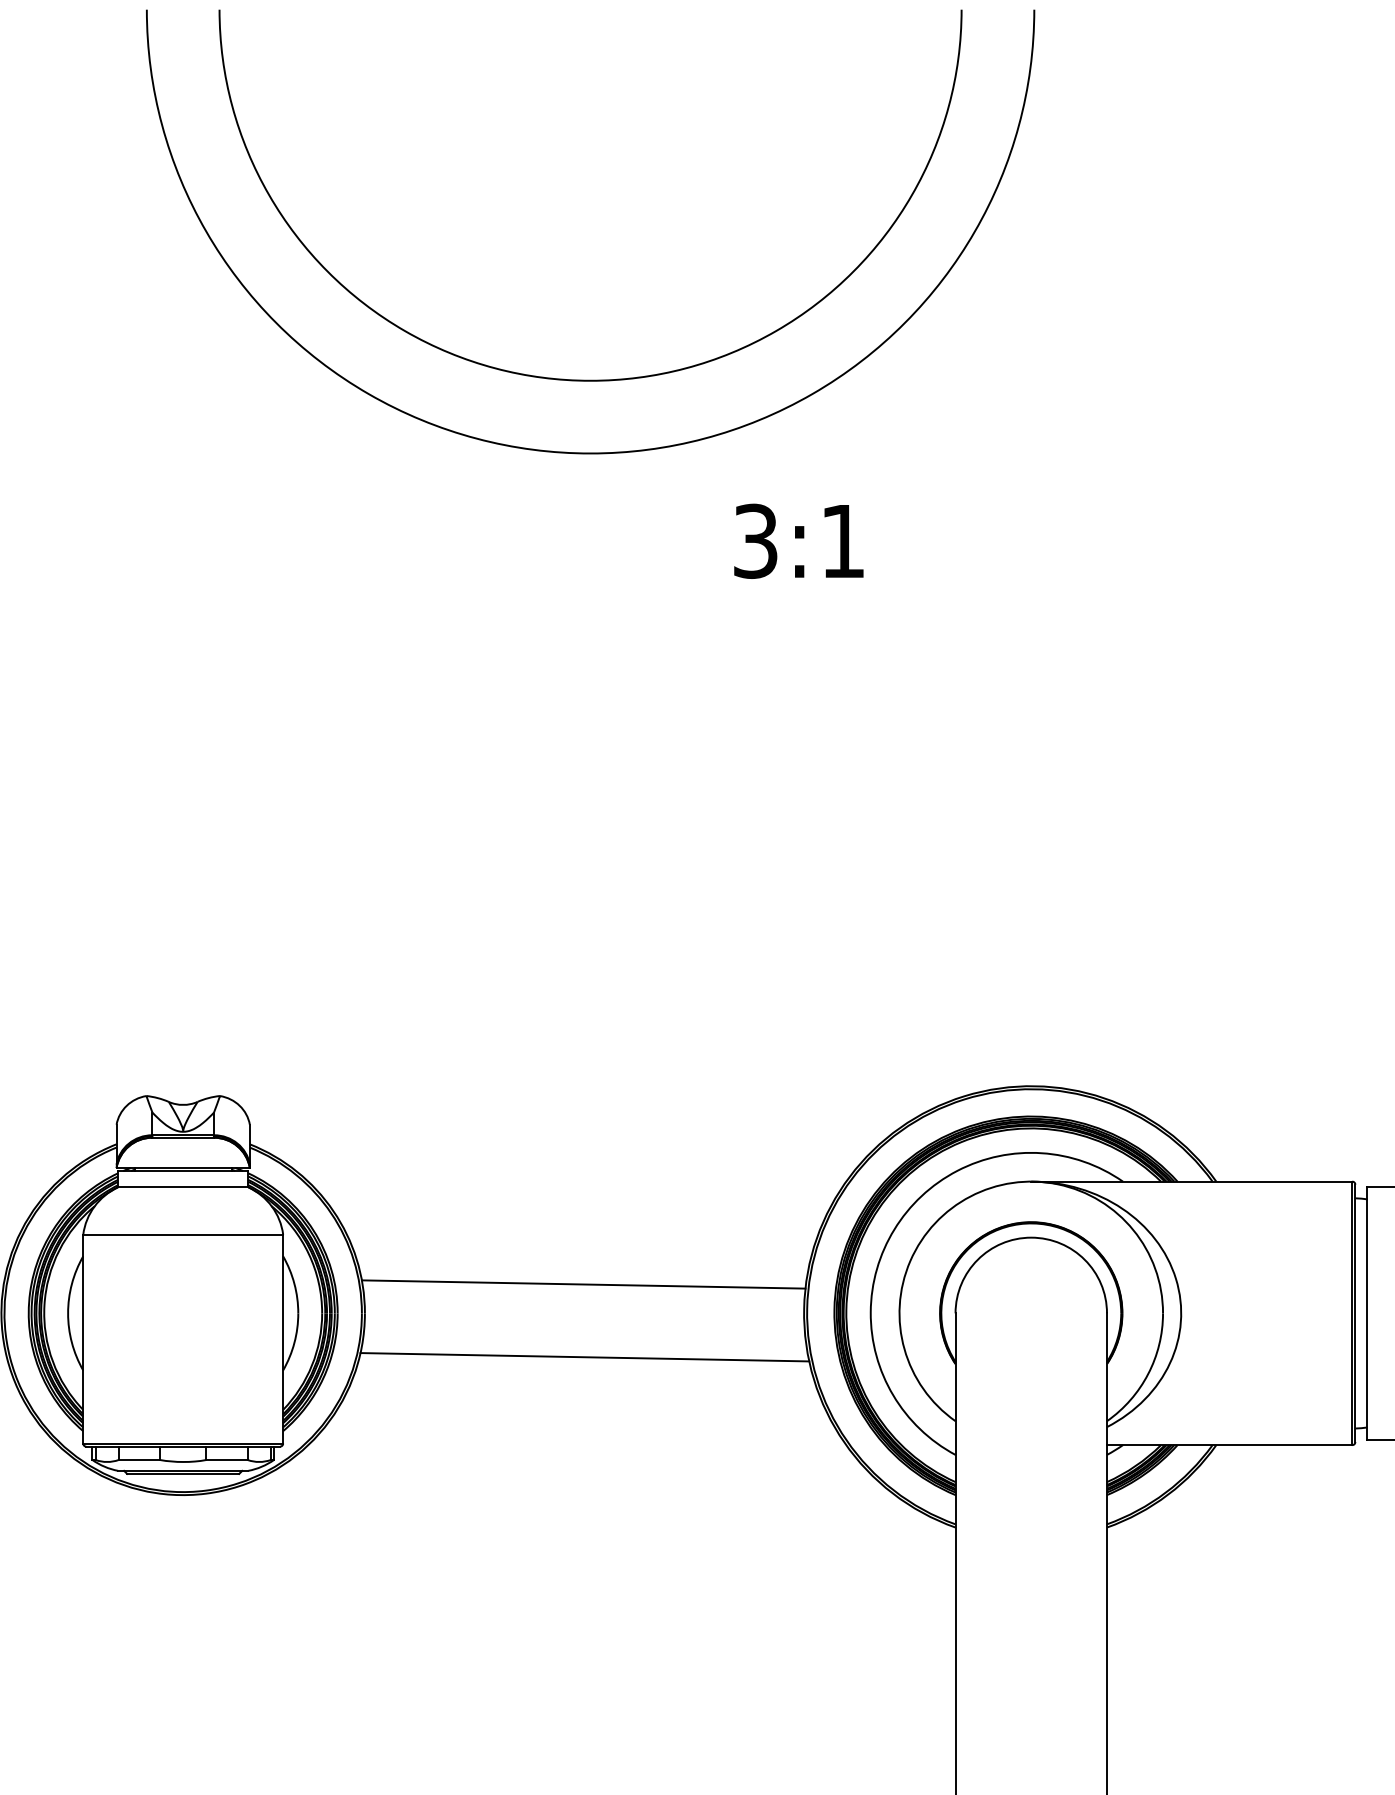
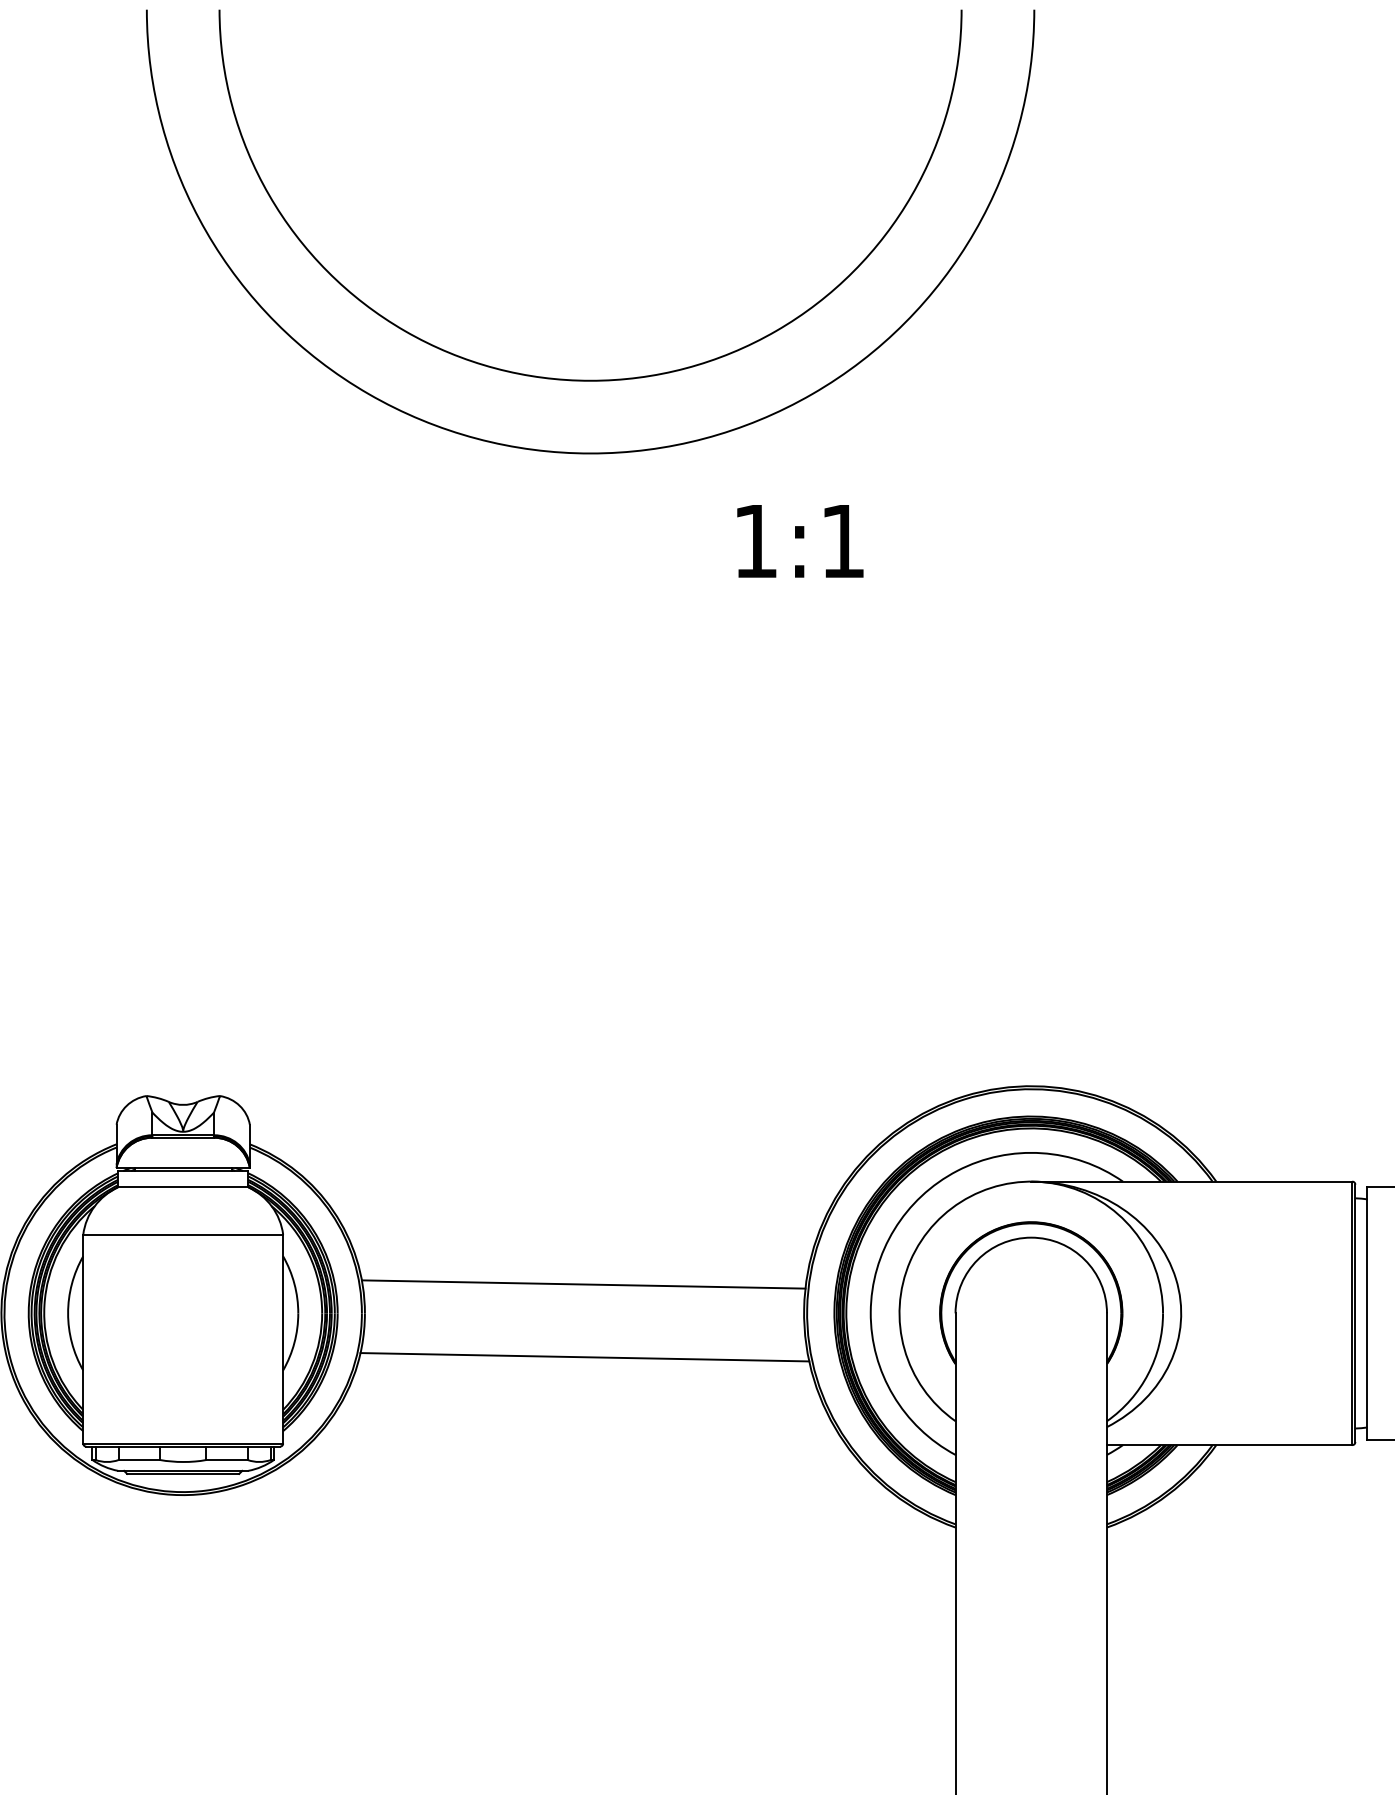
text: 3:1 -> 1:1 (755, 540)
